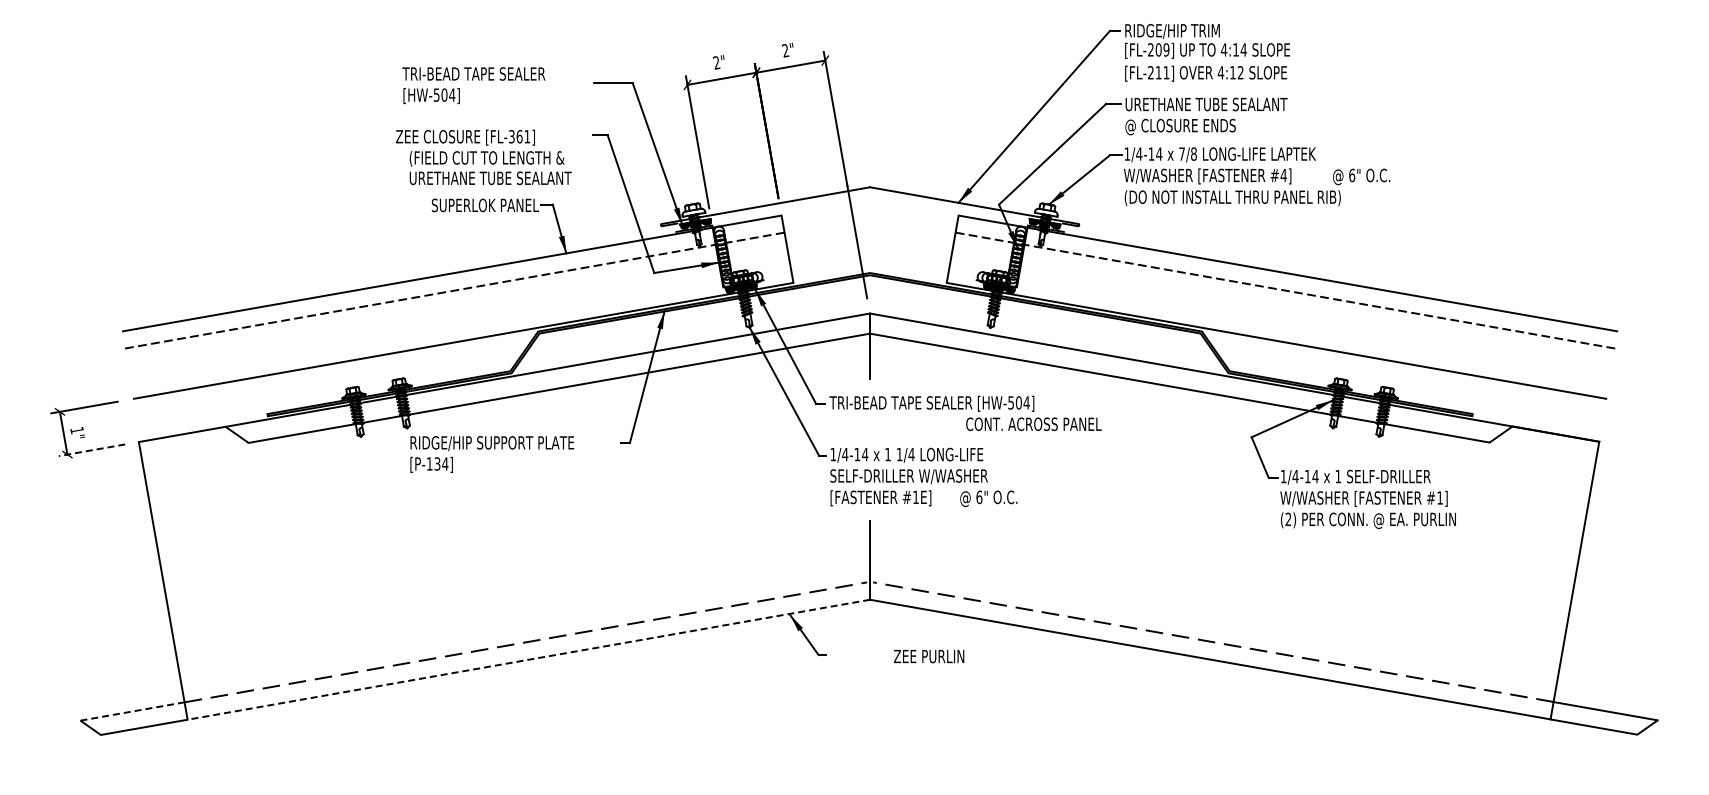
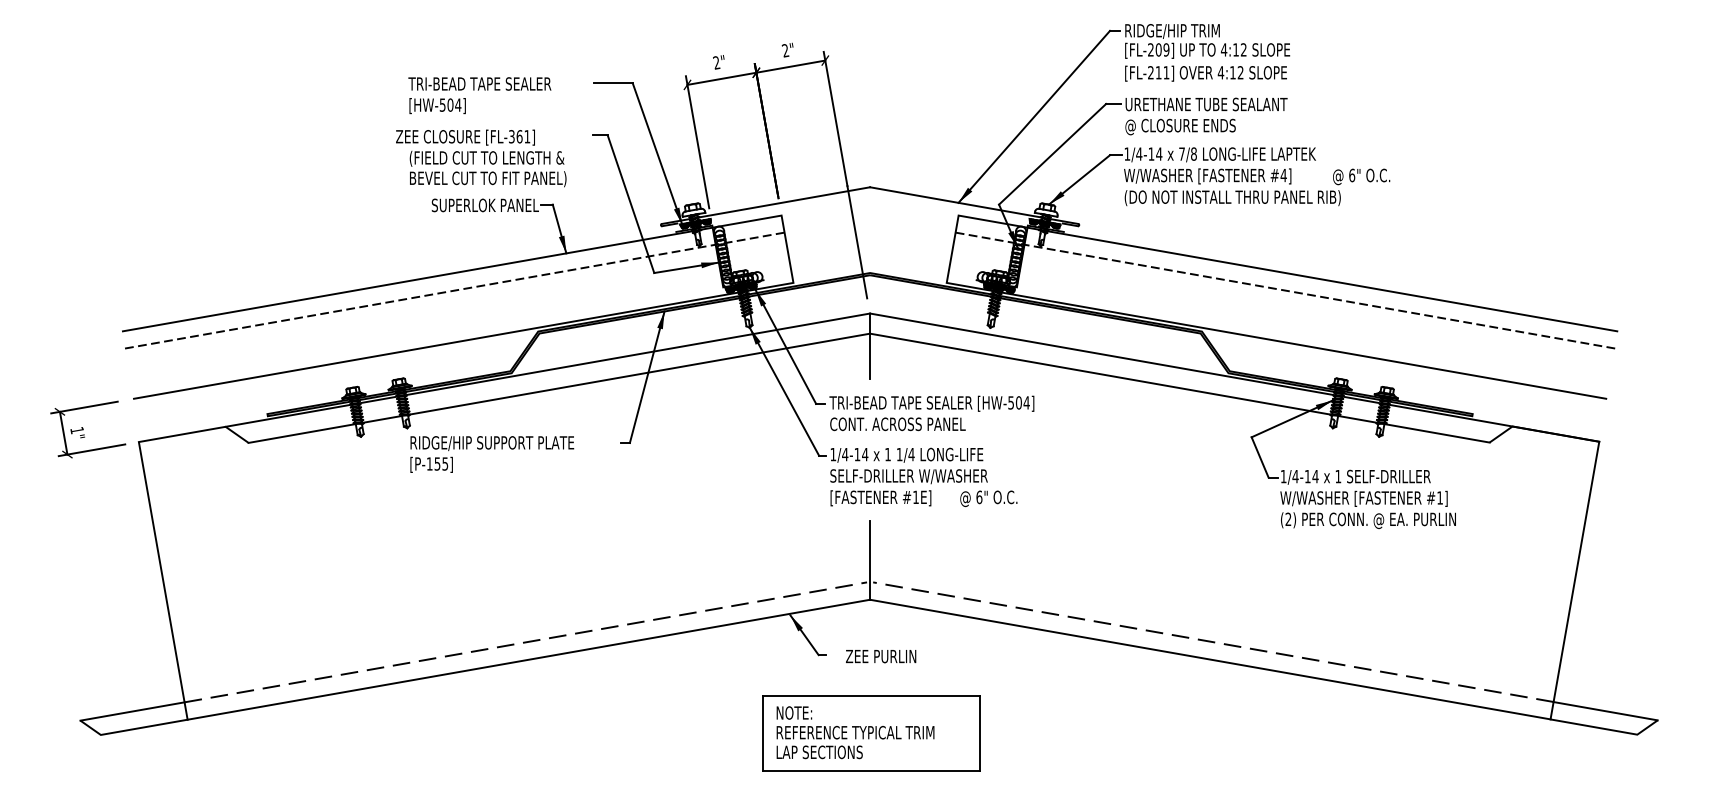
text: 4:14 -> 4:12 (1243, 49)
text position: (473, 85) -> (479, 95) (479, 95)
text: URETHANE TUBE SEALANT -> BEVEL CUT TO FIT PANEL) (490, 179)
text position: (1033, 424) -> (897, 424) (897, 424)
line: dashed -> solid (92, 450)
text: [P-134] -> [P-155] (441, 463)
text position: (929, 656) -> (881, 656) (881, 656)
line: dashed -> solid (528, 659)
line: dashed -> solid (132, 711)
part: none -> present (871, 733)
